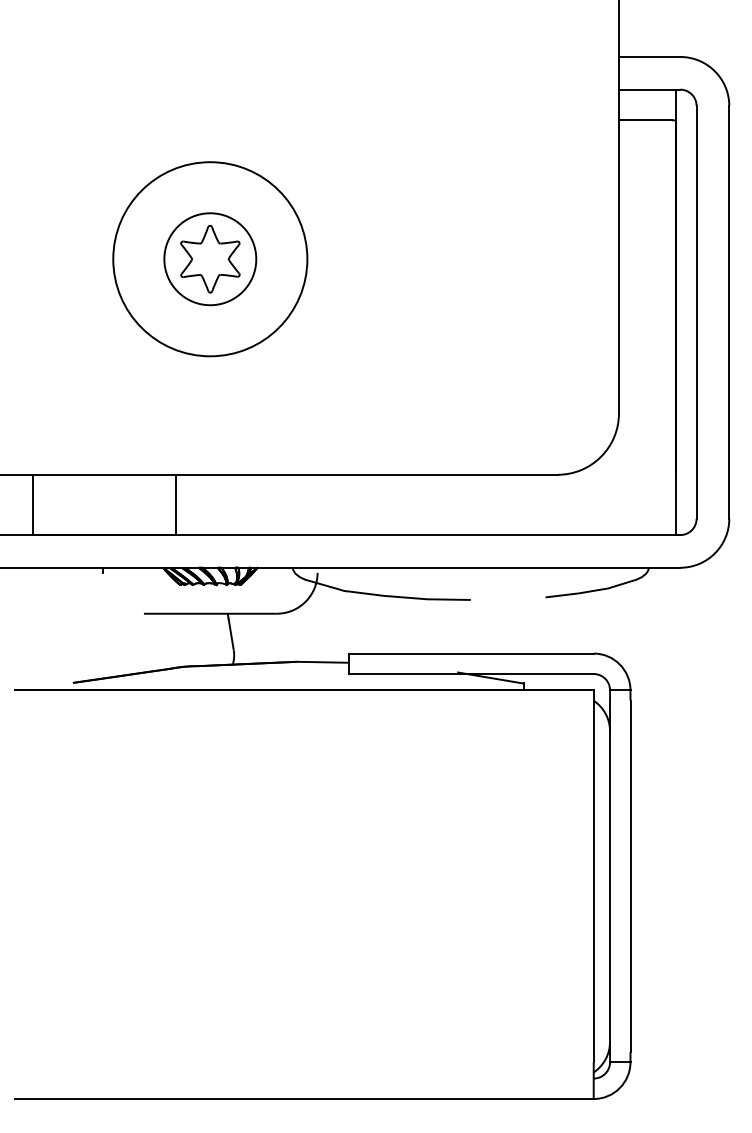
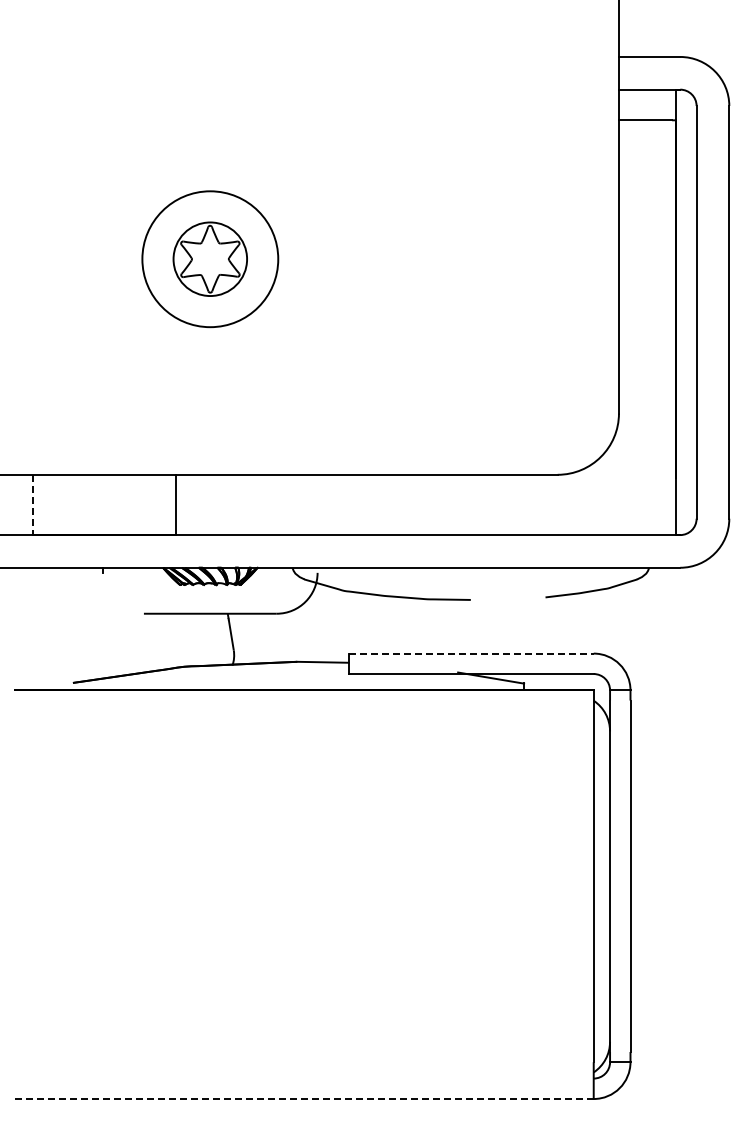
circle diameter: 194 px -> 136 px (210, 259)
circle diameter: 92 px -> 74 px (210, 259)
line: solid -> dashed (32, 505)
line: solid -> dashed (471, 653)
line: solid -> dashed (304, 1099)
